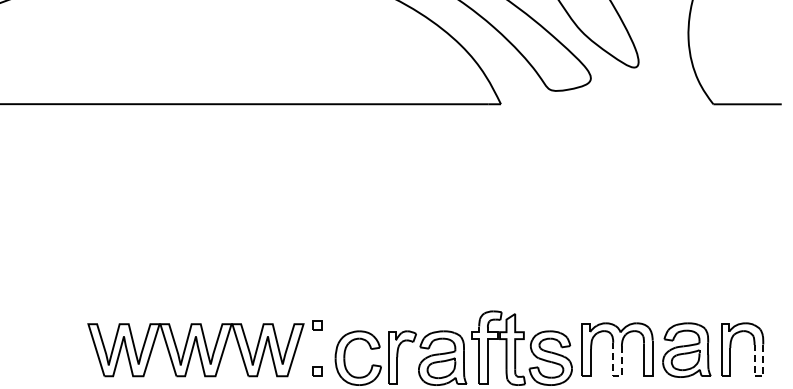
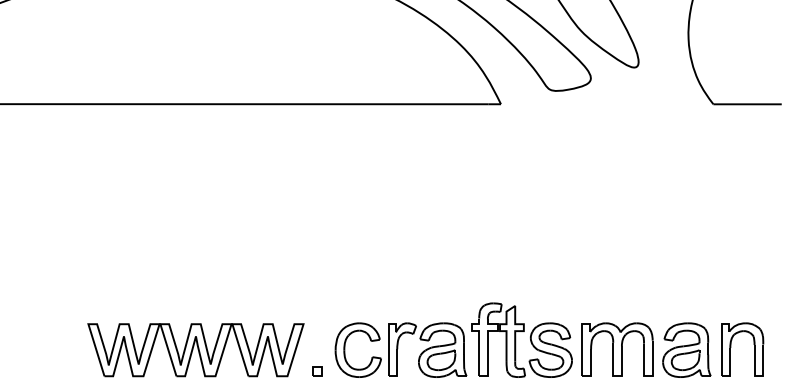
part: present -> none (317, 325)
part position: (453, 347) -> (453, 339) (453, 339)
line: dashed -> solid (615, 376)
line: dashed -> solid (758, 376)
